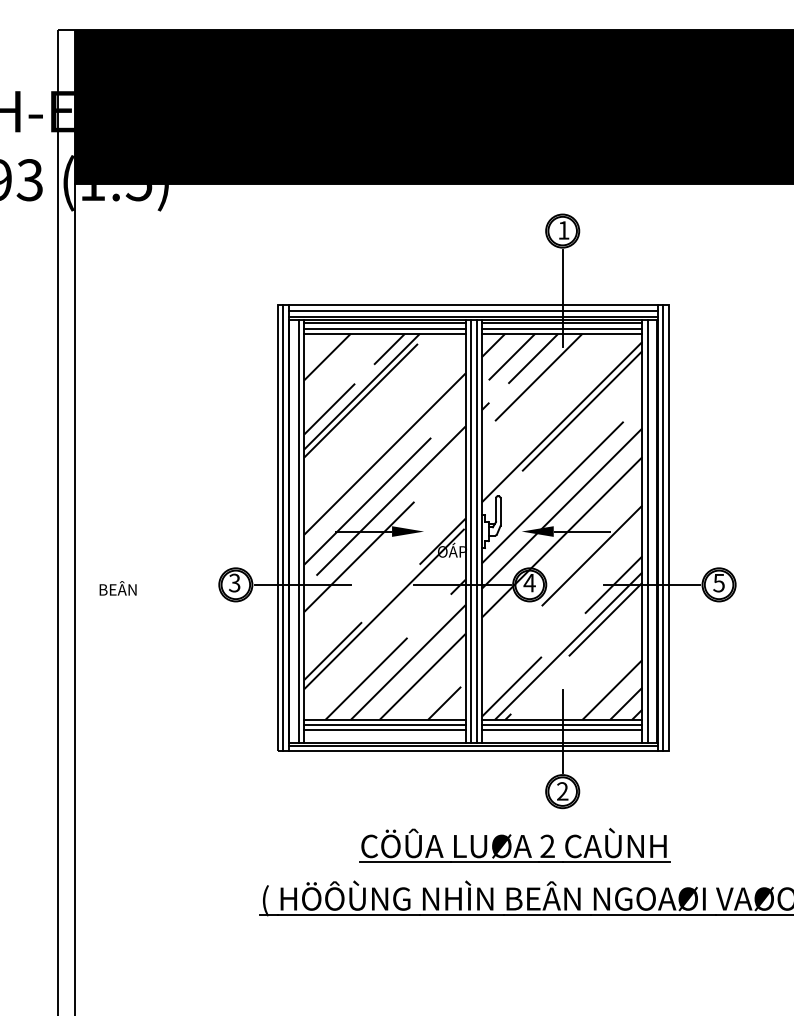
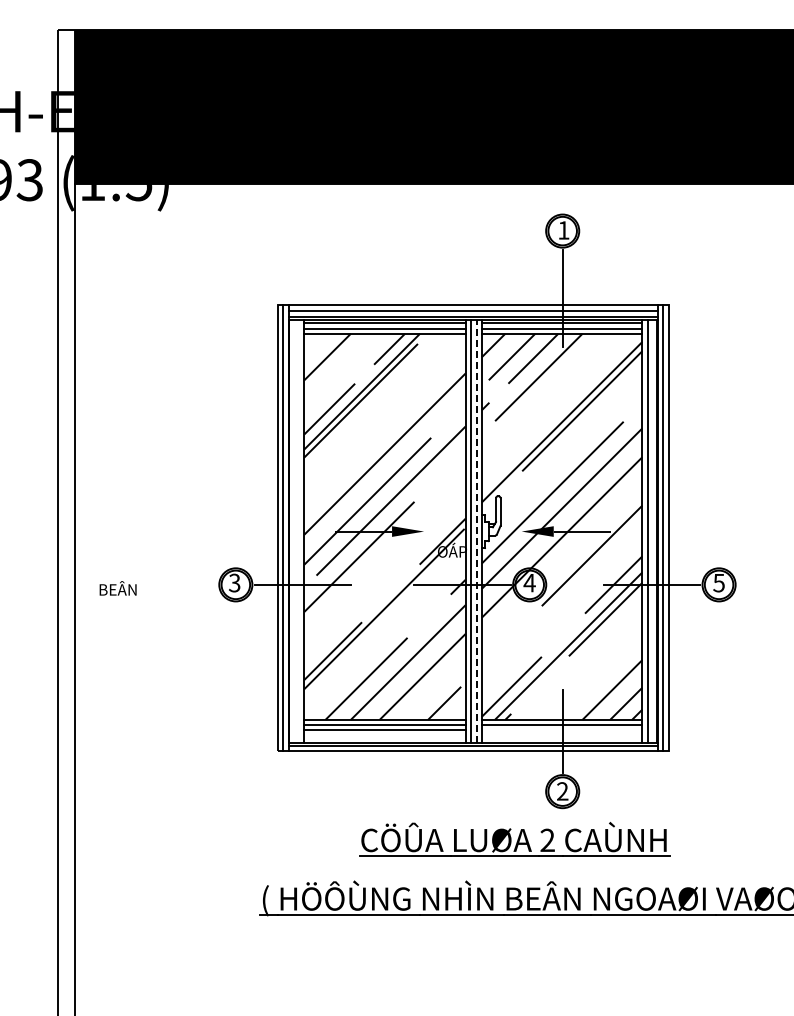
line: present -> none (299, 531)
line: solid -> dashed (476, 531)
line: present -> none (561, 730)
part position: (514, 845) -> (514, 839) (514, 839)
